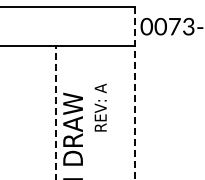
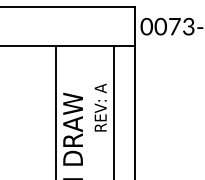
line: dashed -> solid (134, 93)
line: none -> present (114, 110)
line: dashed -> solid (56, 112)
